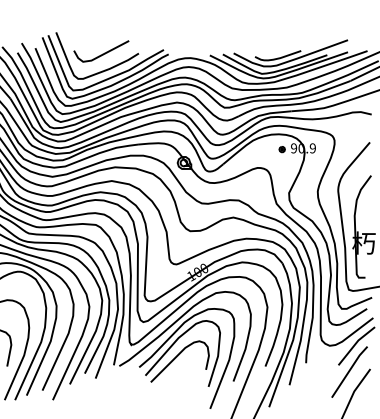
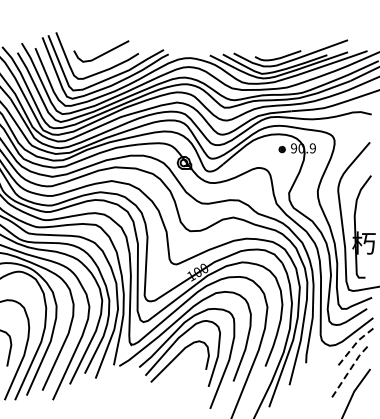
line: solid -> dashed (355, 343)
line: solid -> dashed (349, 371)
